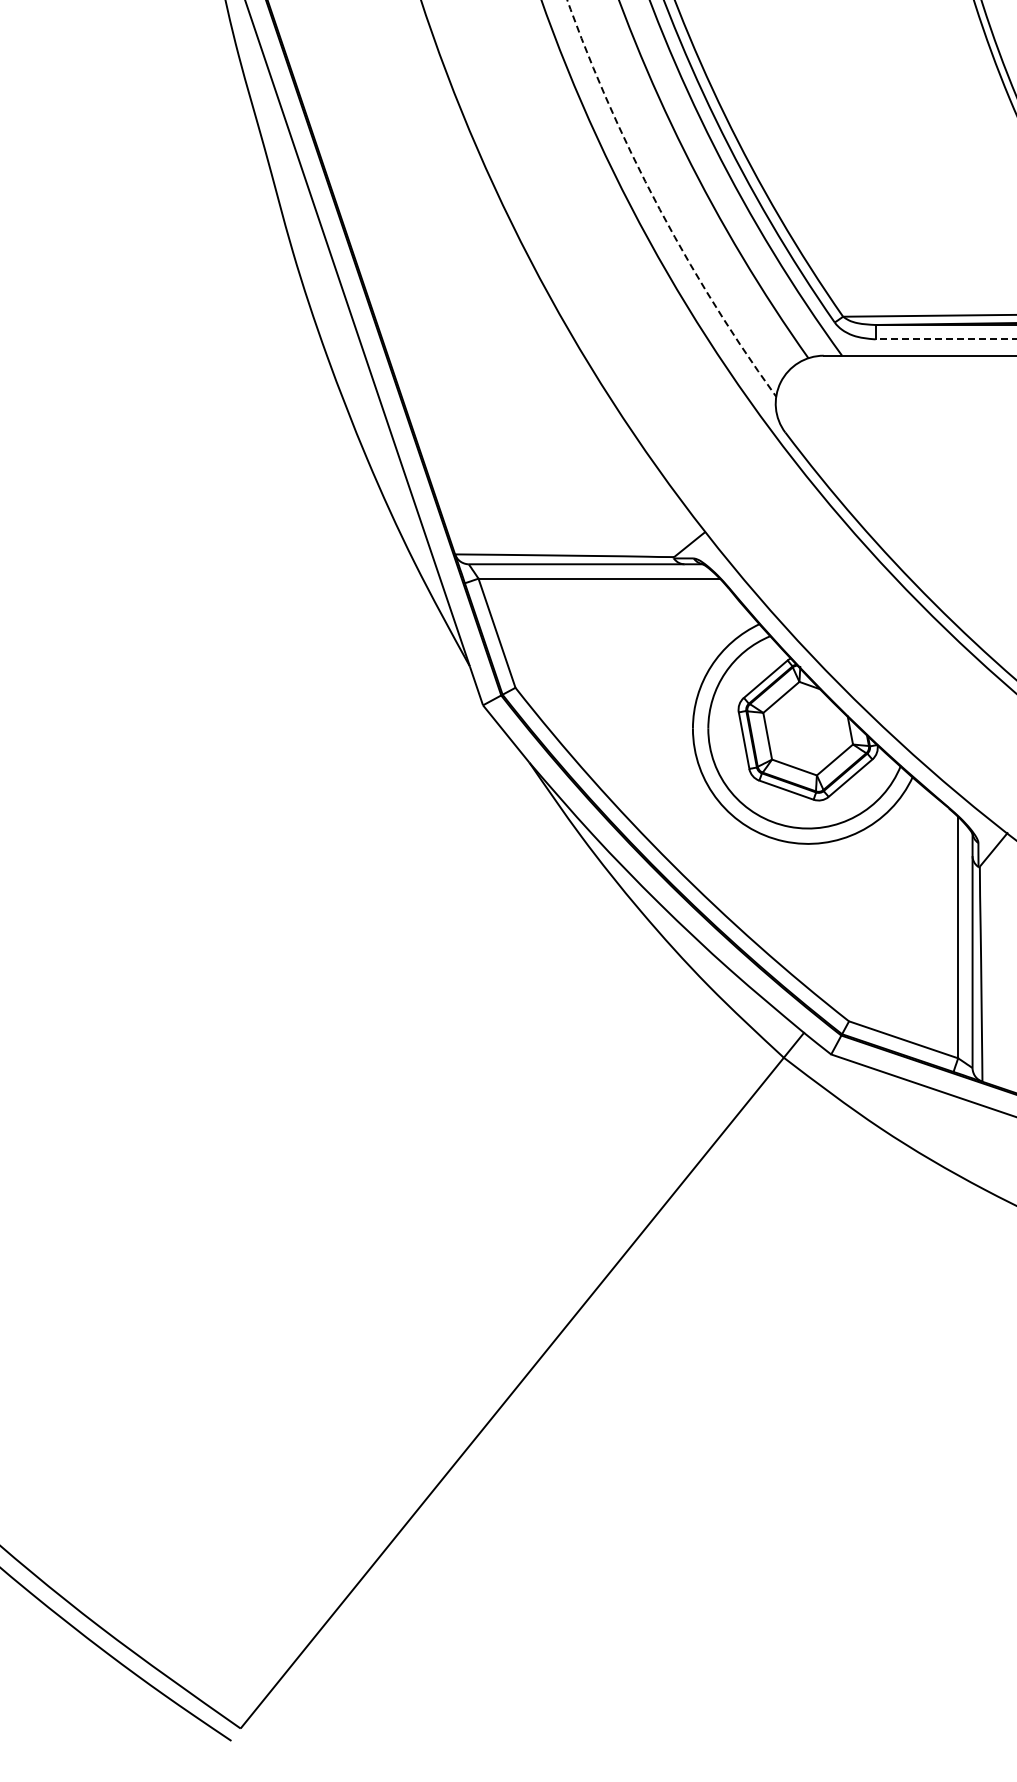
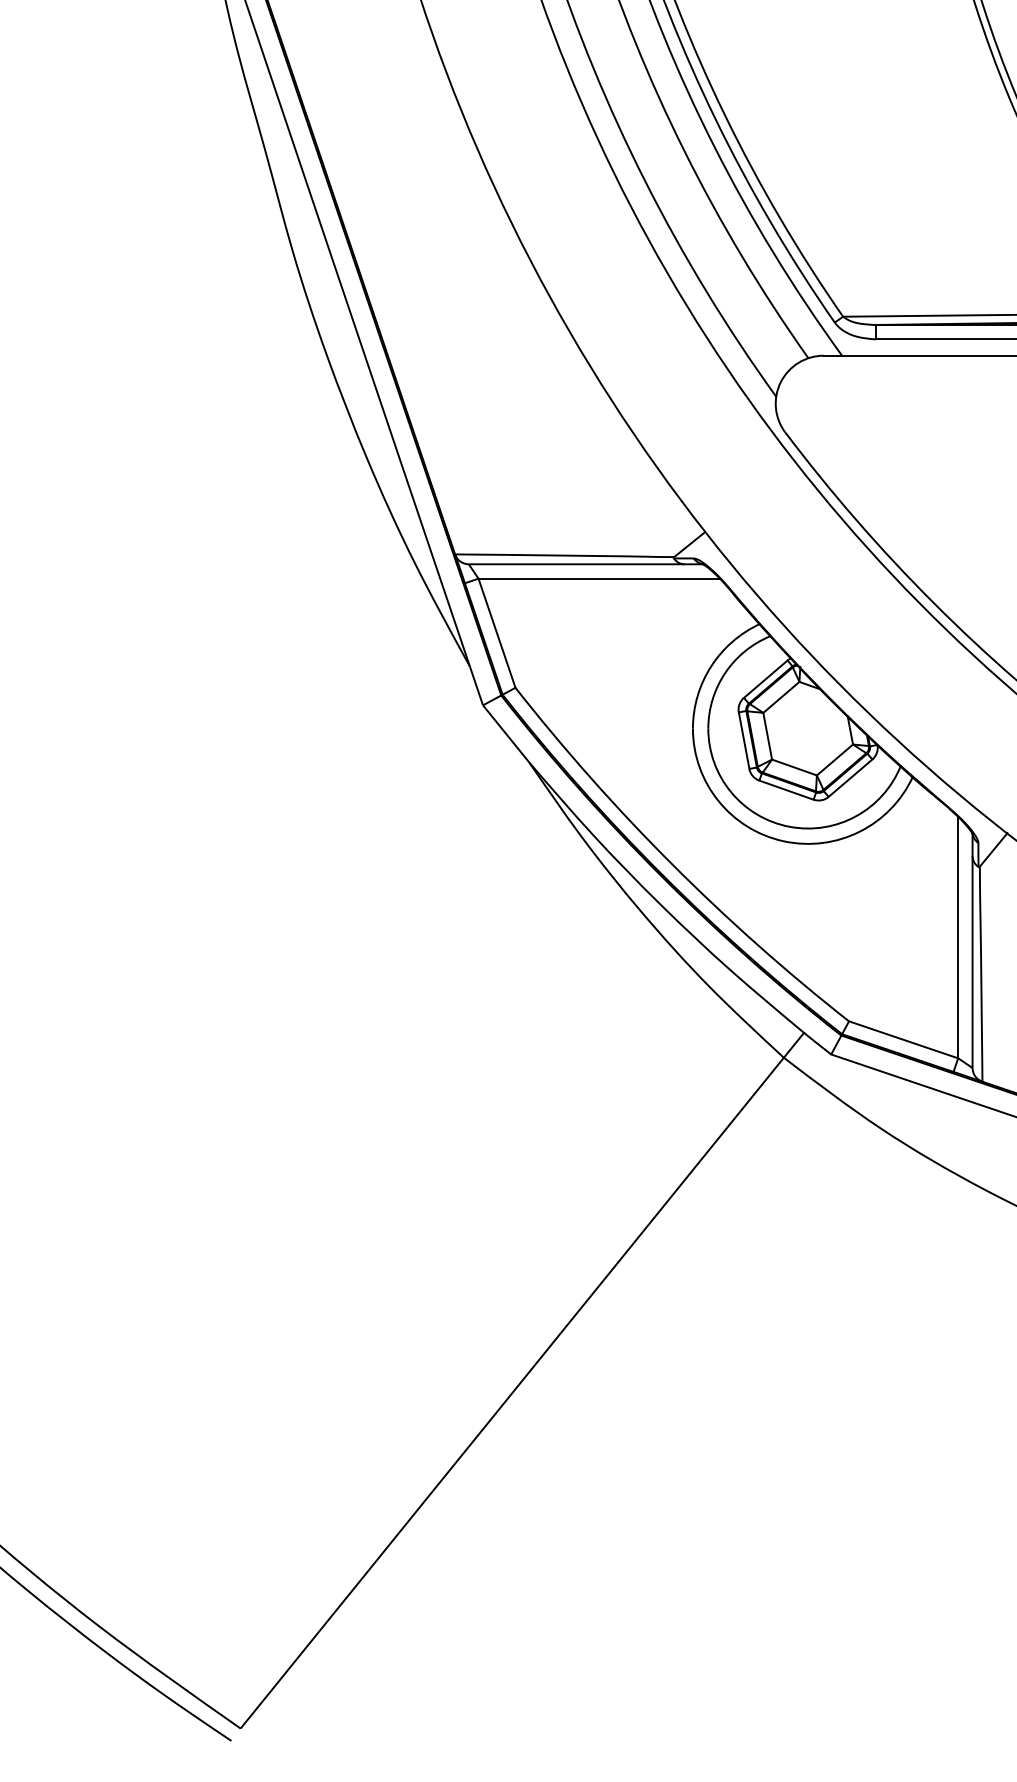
arc: dashed -> solid (657, 205)
line: dashed -> solid (945, 339)
